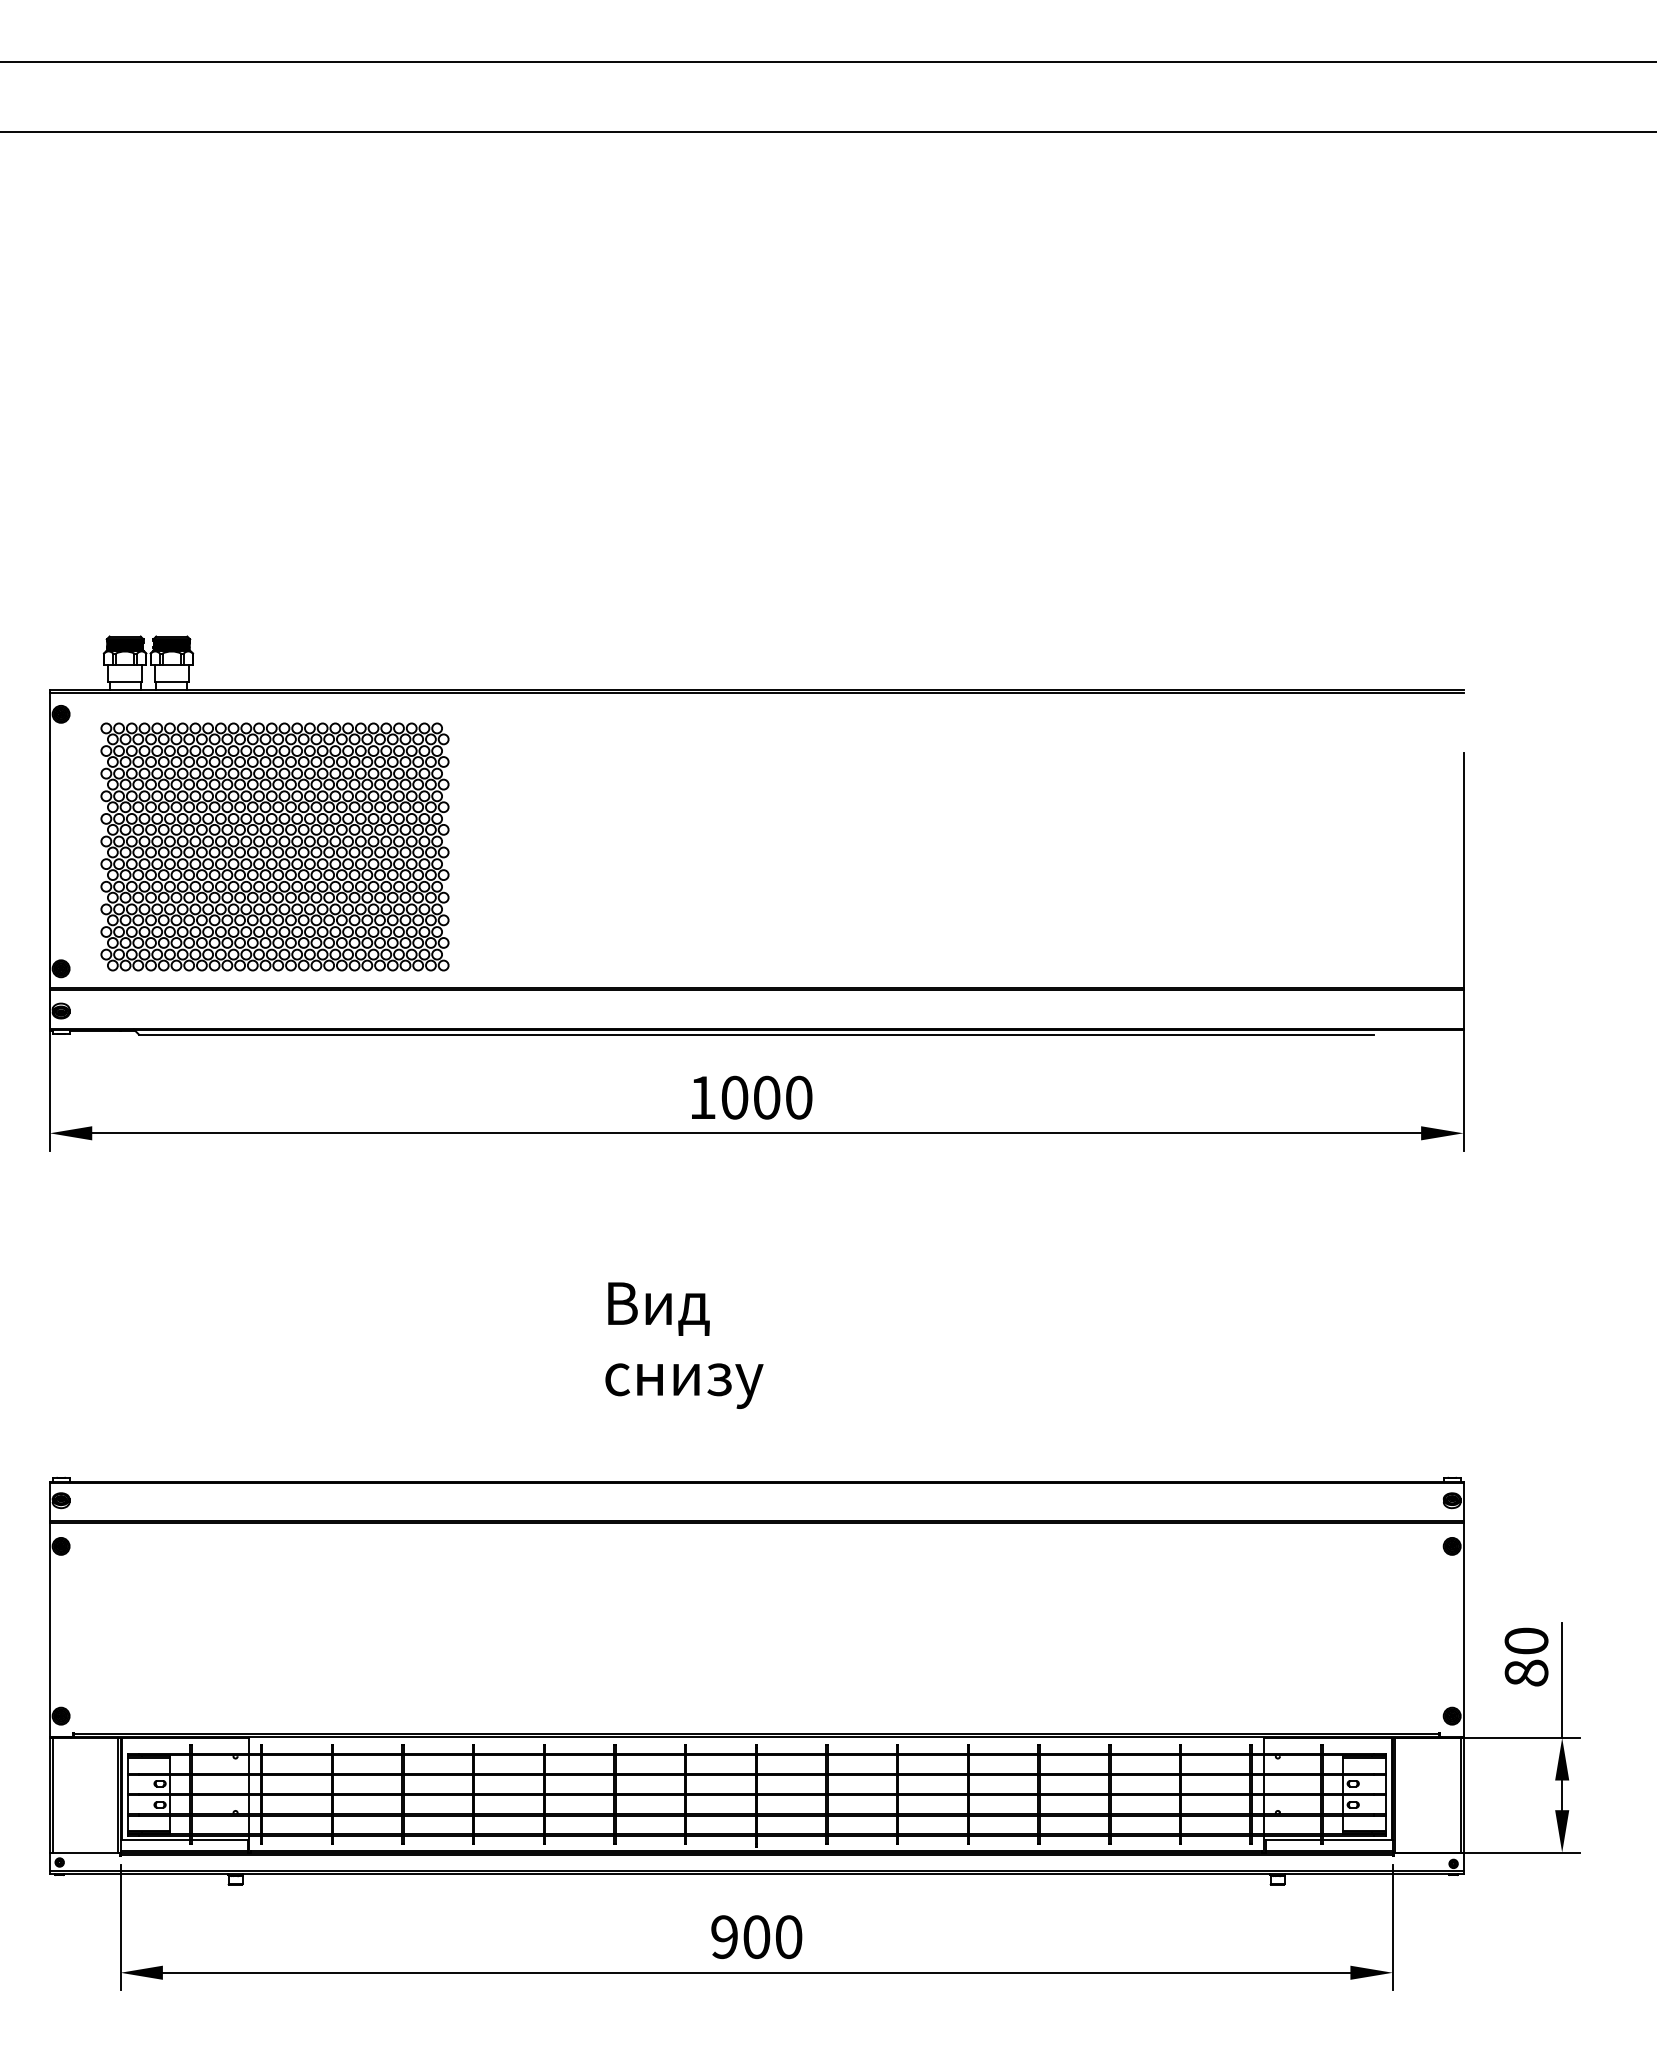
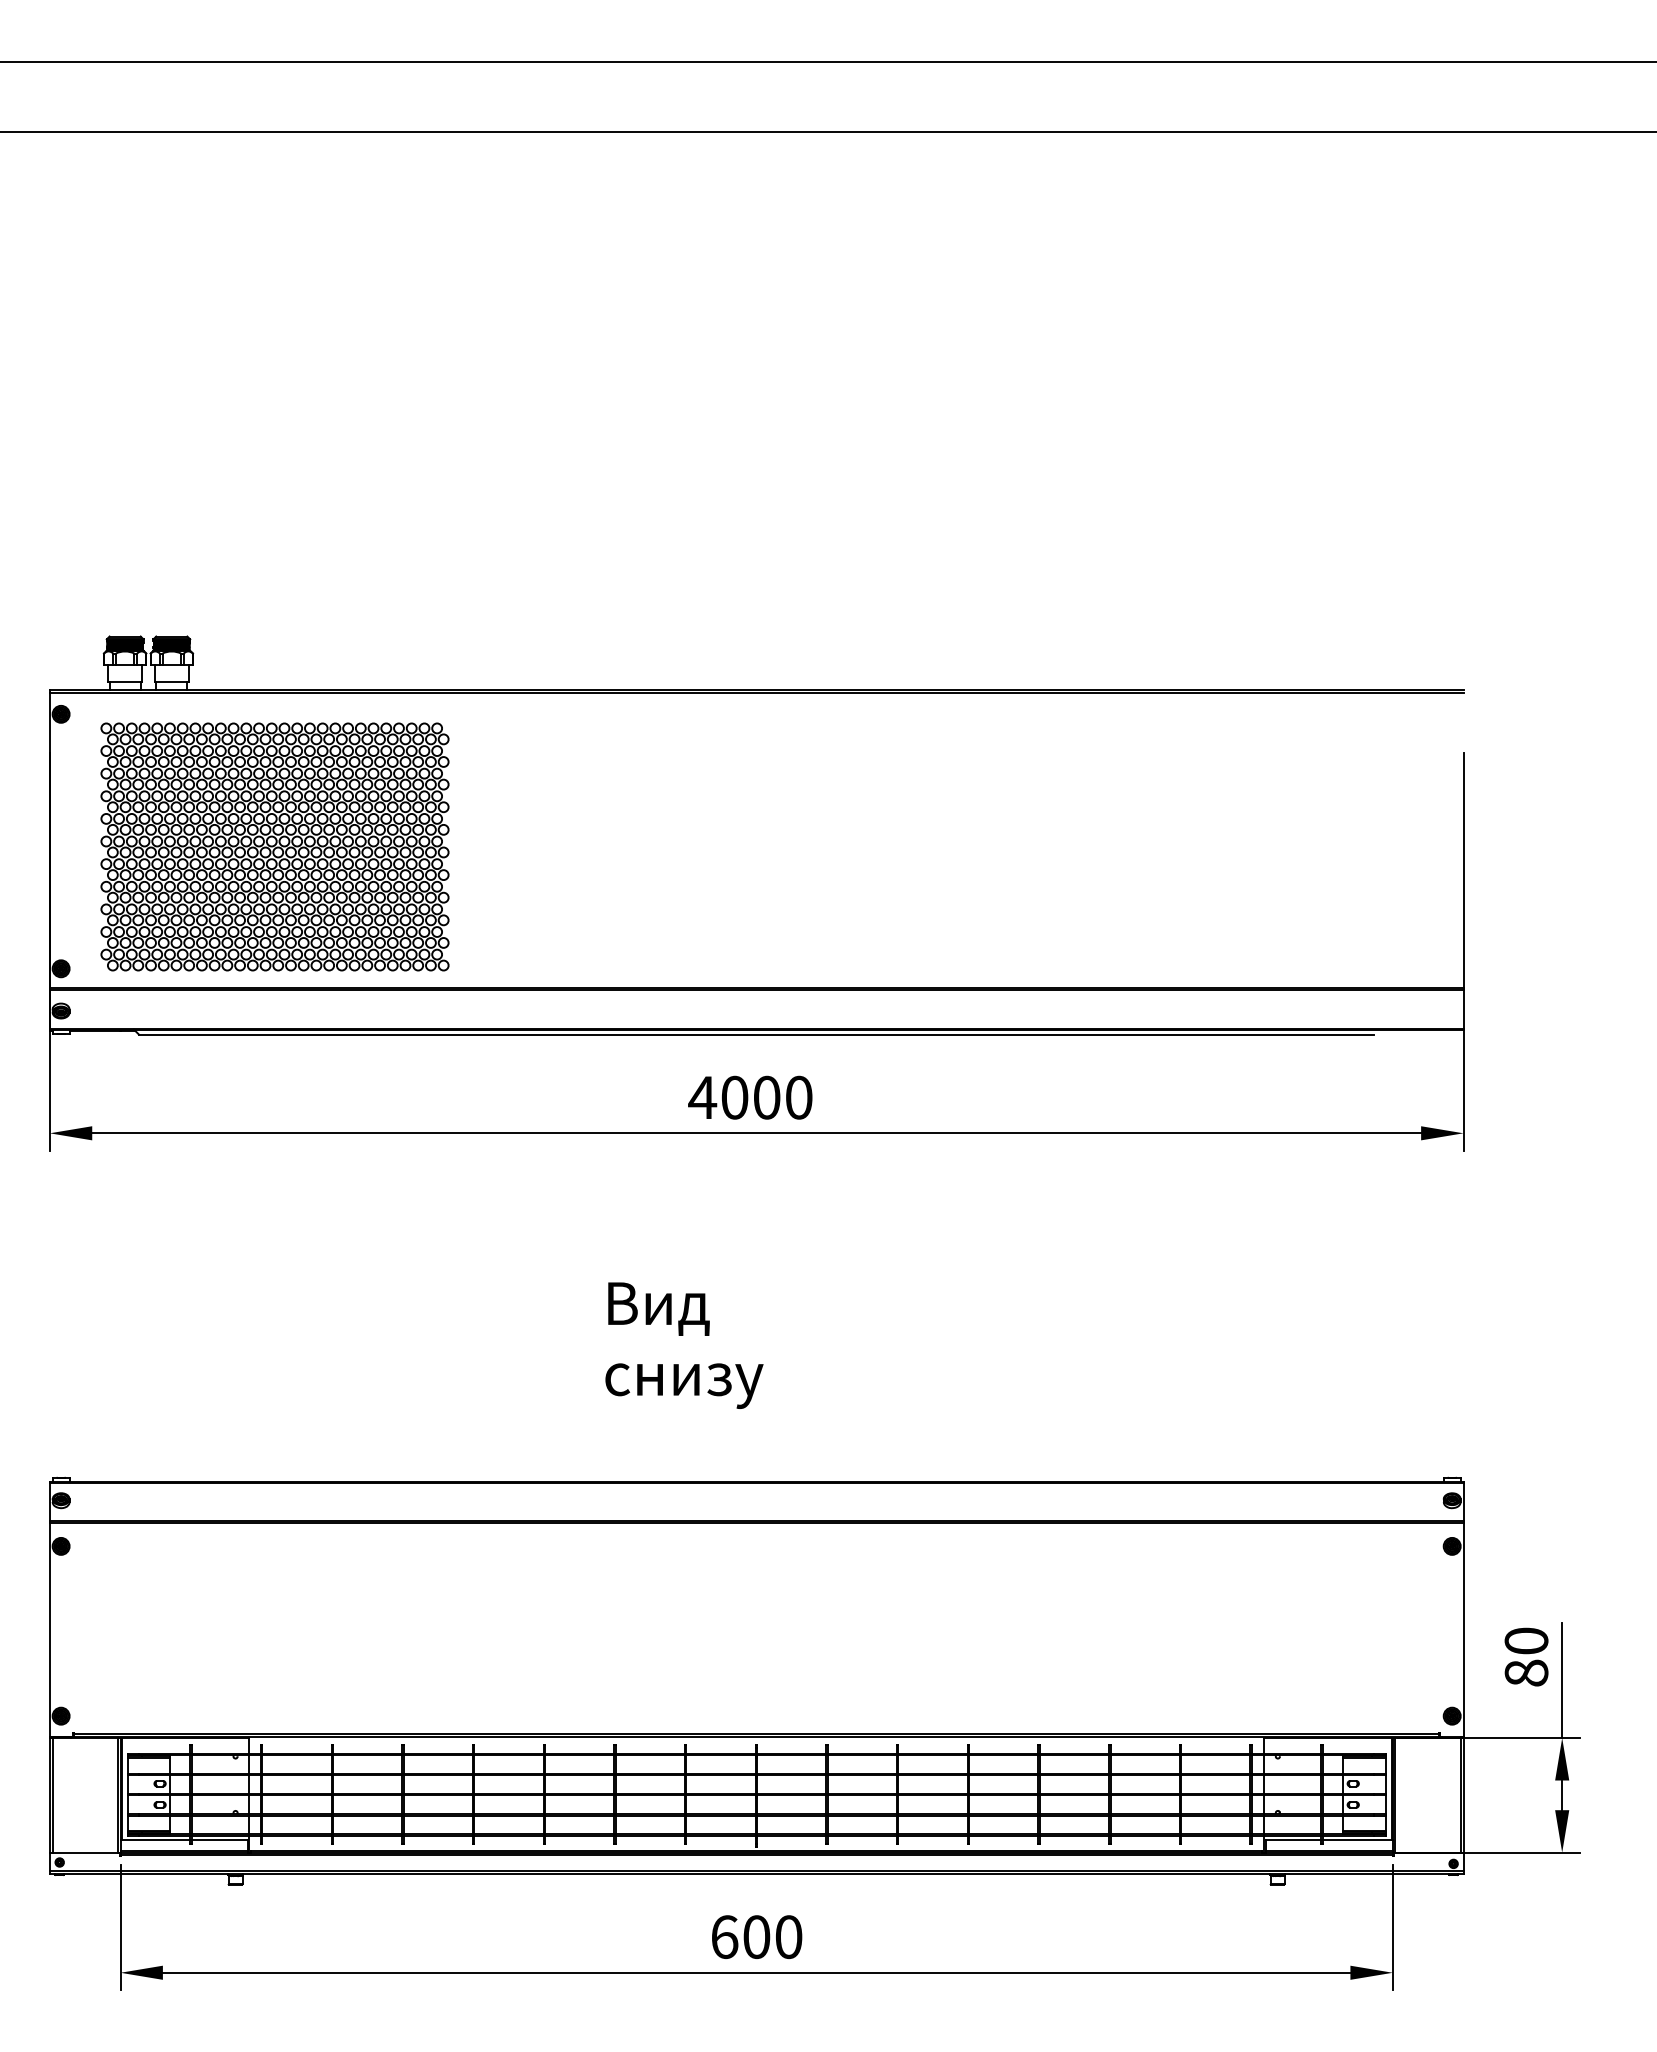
text: 1000 -> 4000 (702, 1097)
text: 900 -> 600 (724, 1937)
